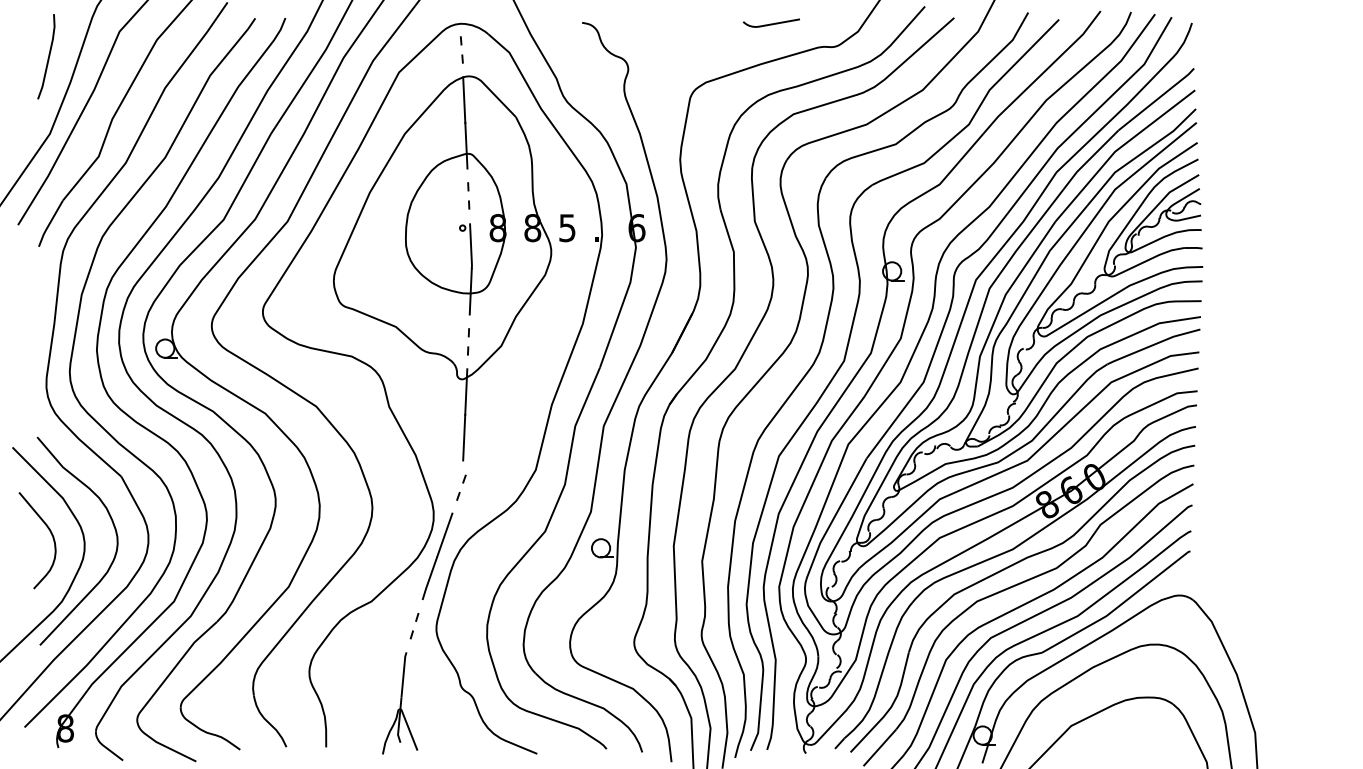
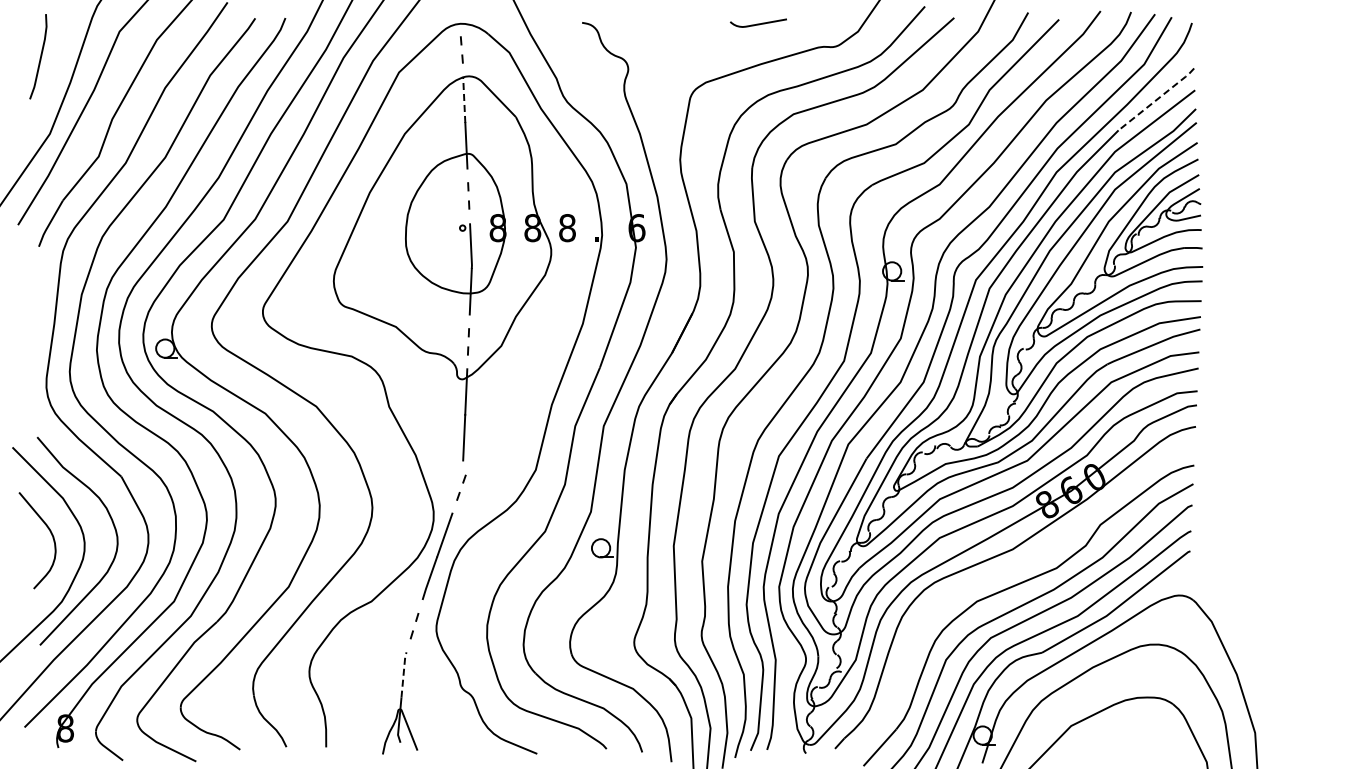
curve position: (771, 23) -> (758, 23) (758, 23)
curve position: (48, 56) -> (40, 56) (40, 56)
line: solid -> dashed (1157, 99)
line: solid -> dashed (464, 100)
text: 5 -> 8 (567, 228)
part: present -> none (1008, 568)
line: solid -> dashed (403, 674)
